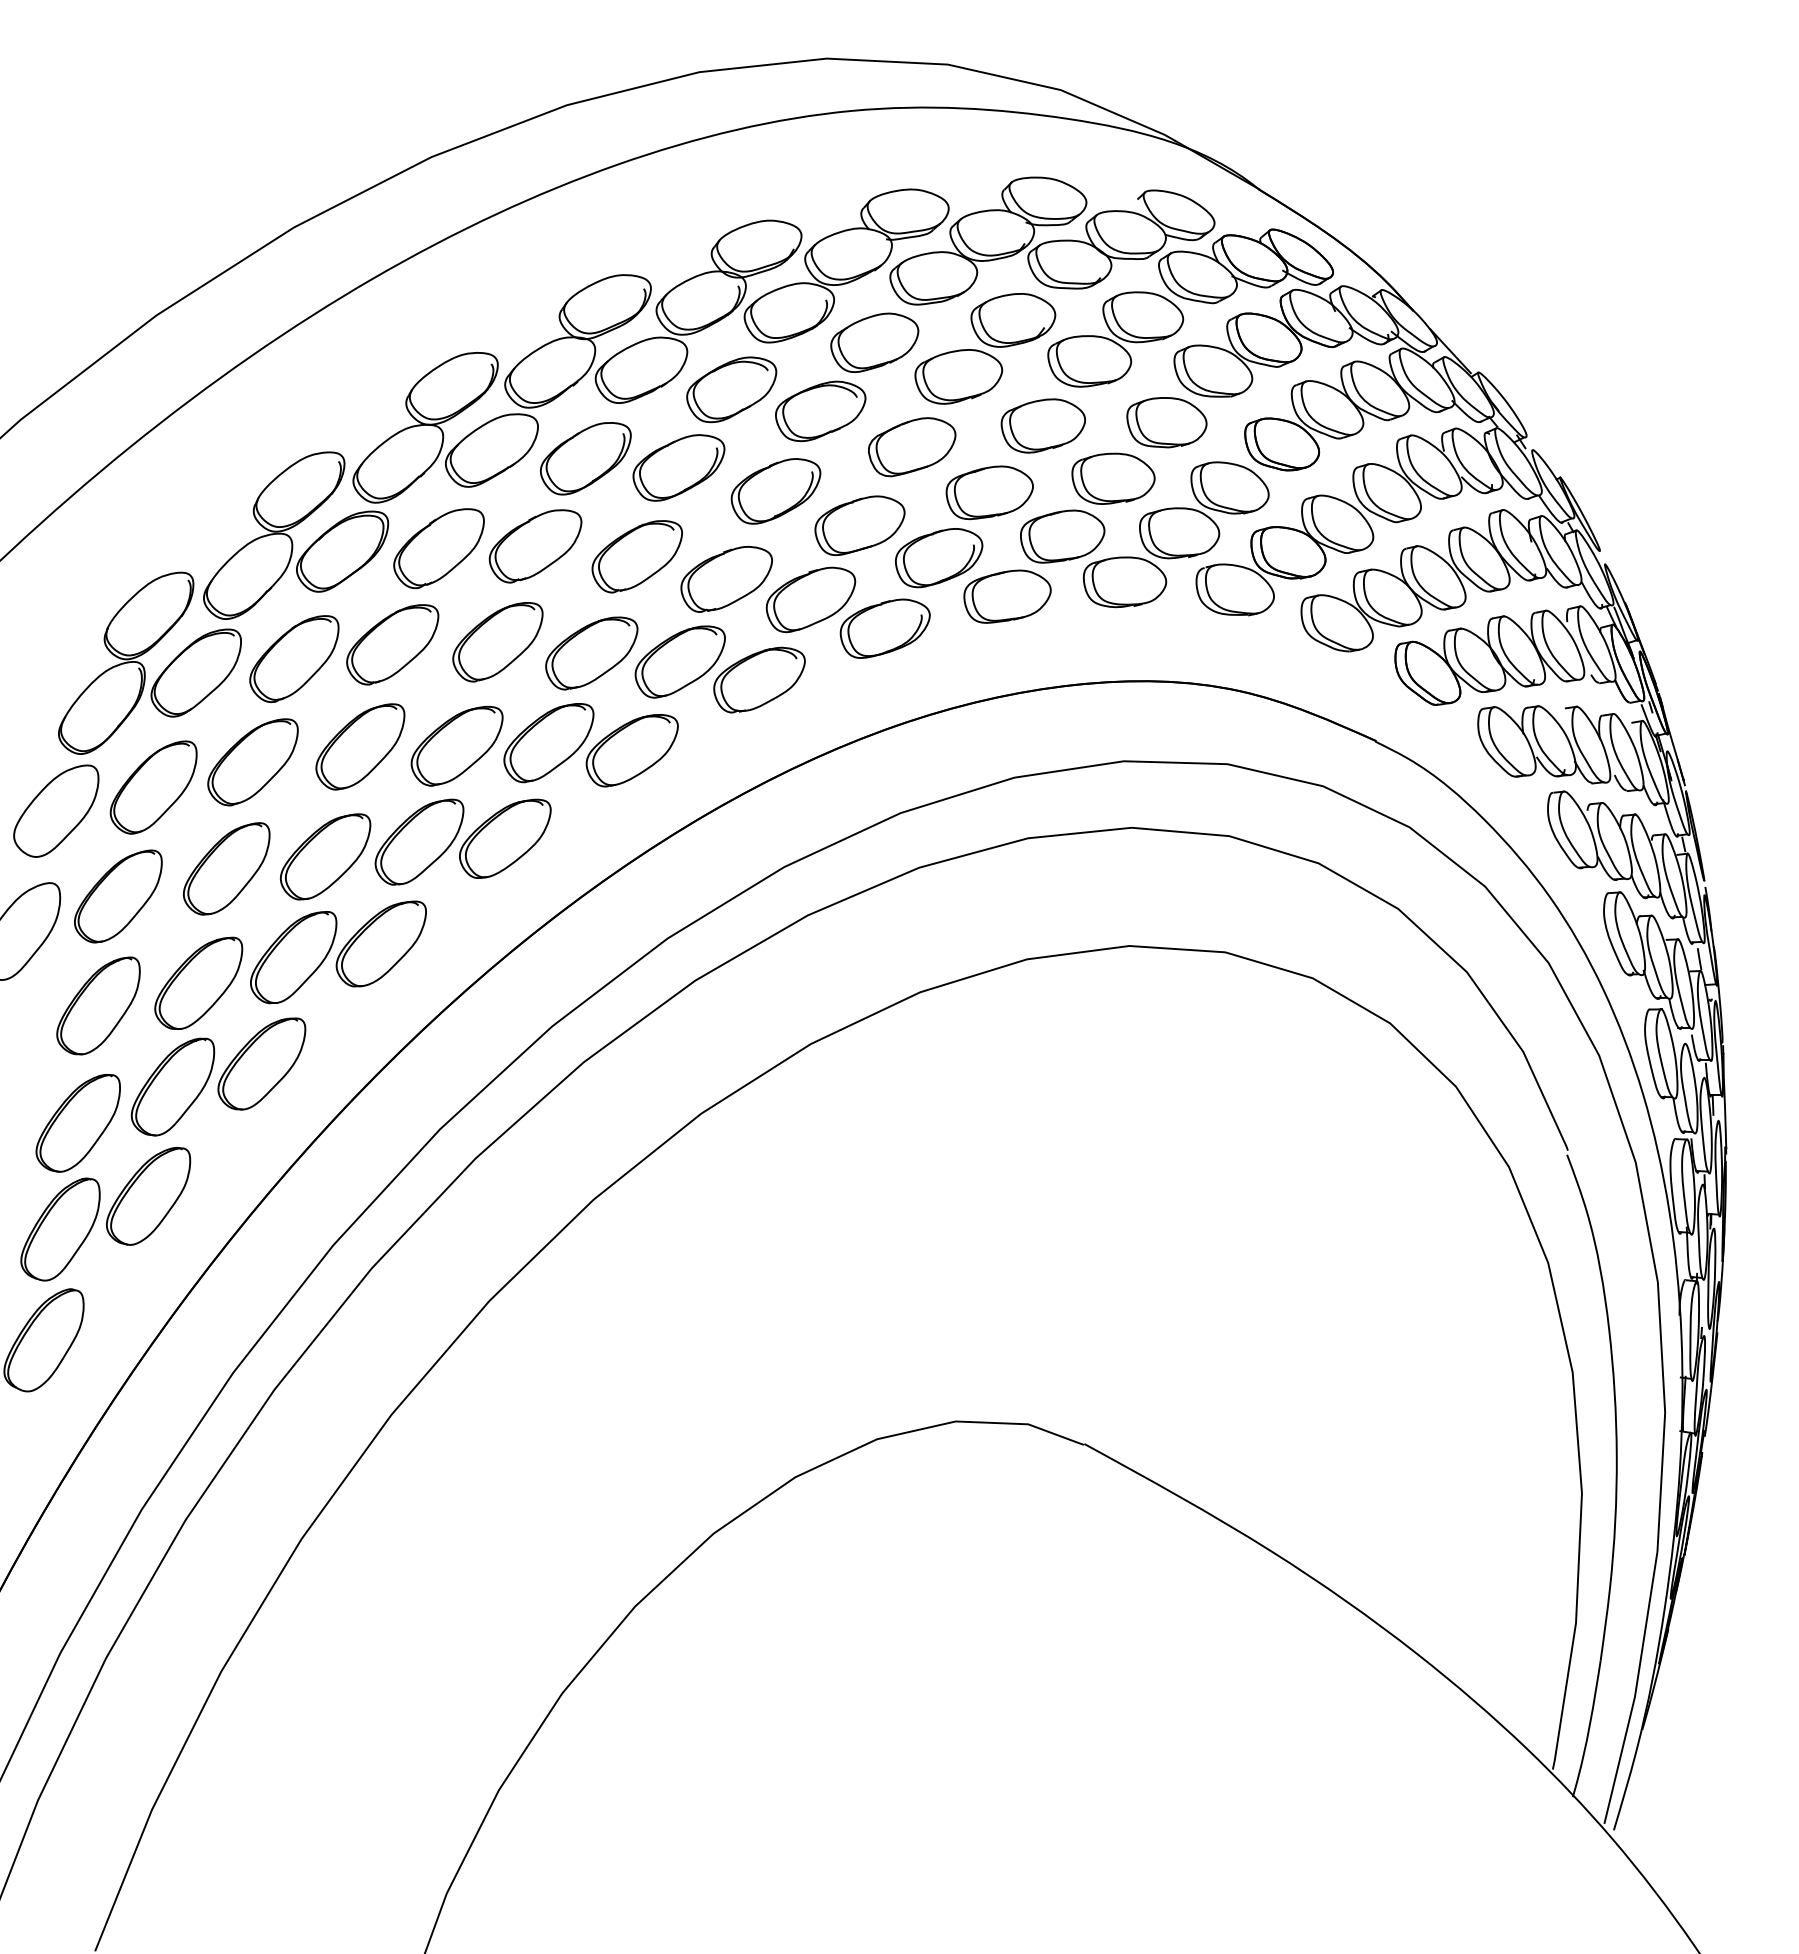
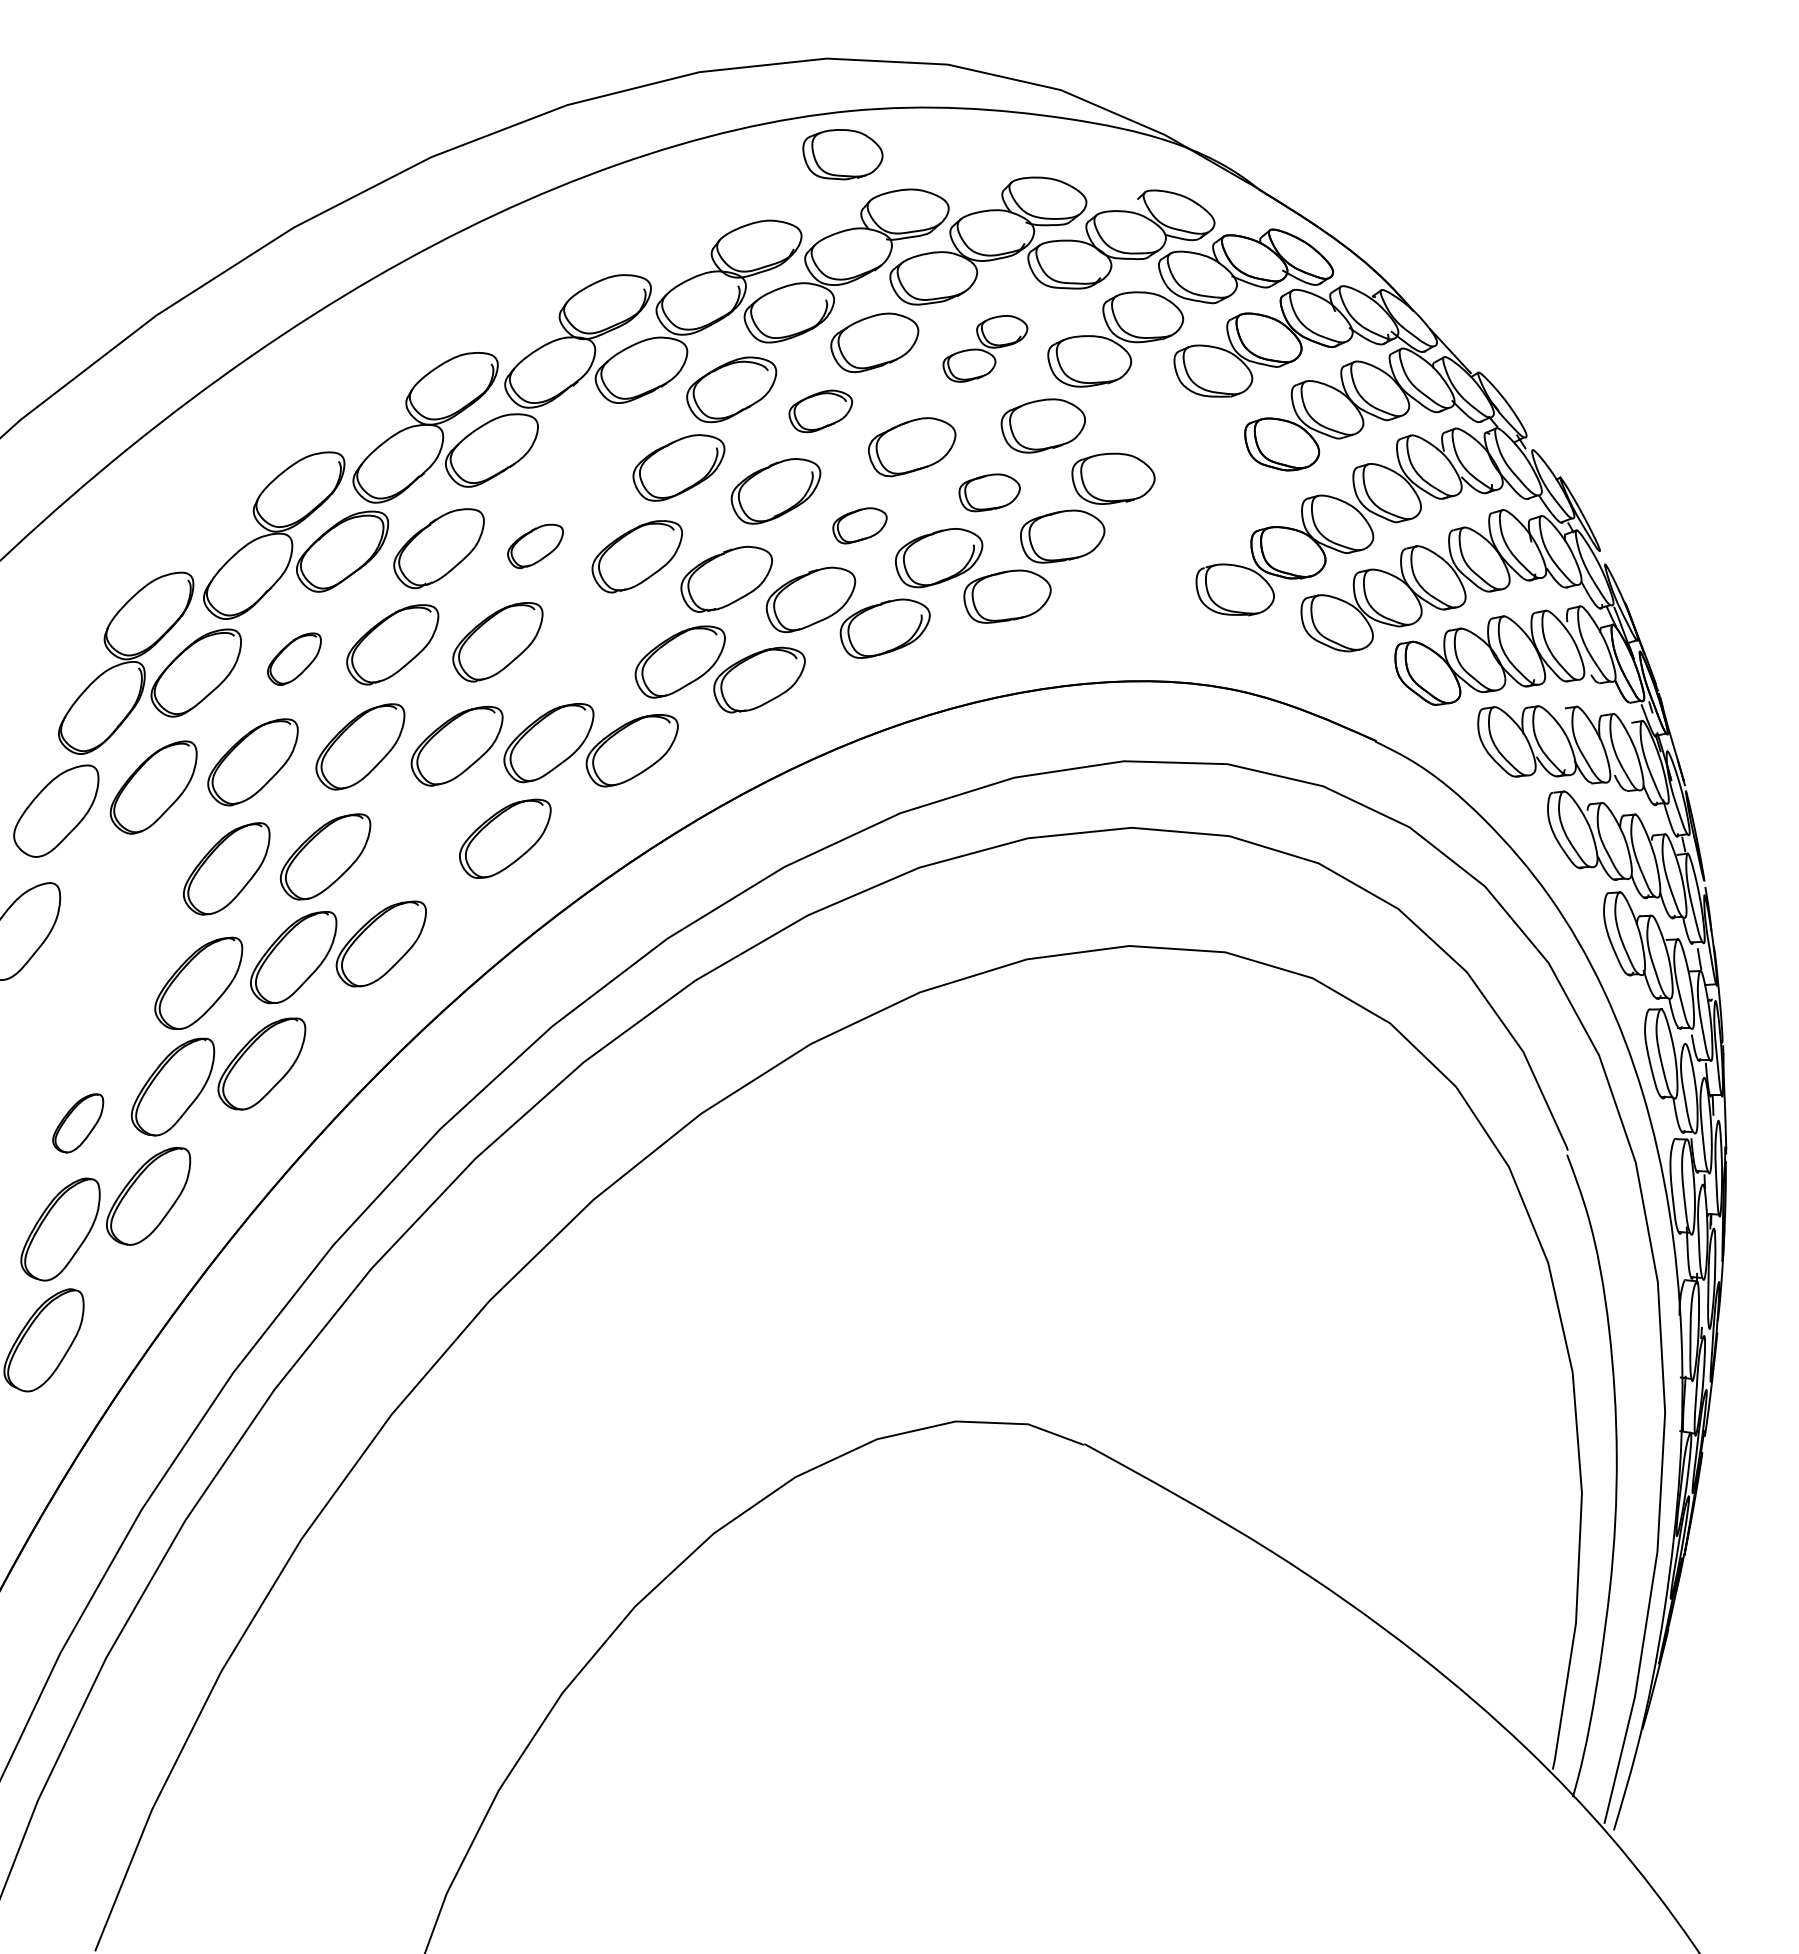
part size: 143x112 px -> 87x68 px (985, 348)
part size: 92x63 px -> 66x45 px (820, 411)
part position: (1166, 422) -> (842, 154) (842, 154)
part: present -> none (585, 458)
part size: 89x56 px -> 63x40 px (989, 492)
part size: 92x62 px -> 56x38 px (859, 525)
part: present -> none (1175, 534)
part size: 95x75 px -> 57x47 px (535, 546)
part: present -> none (591, 653)
part size: 91x89 px -> 55x54 px (294, 658)
part: present -> none (419, 841)
part: present -> none (118, 896)
part: present -> none (98, 1005)
part size: 86x99 px -> 53x61 px (78, 1123)
